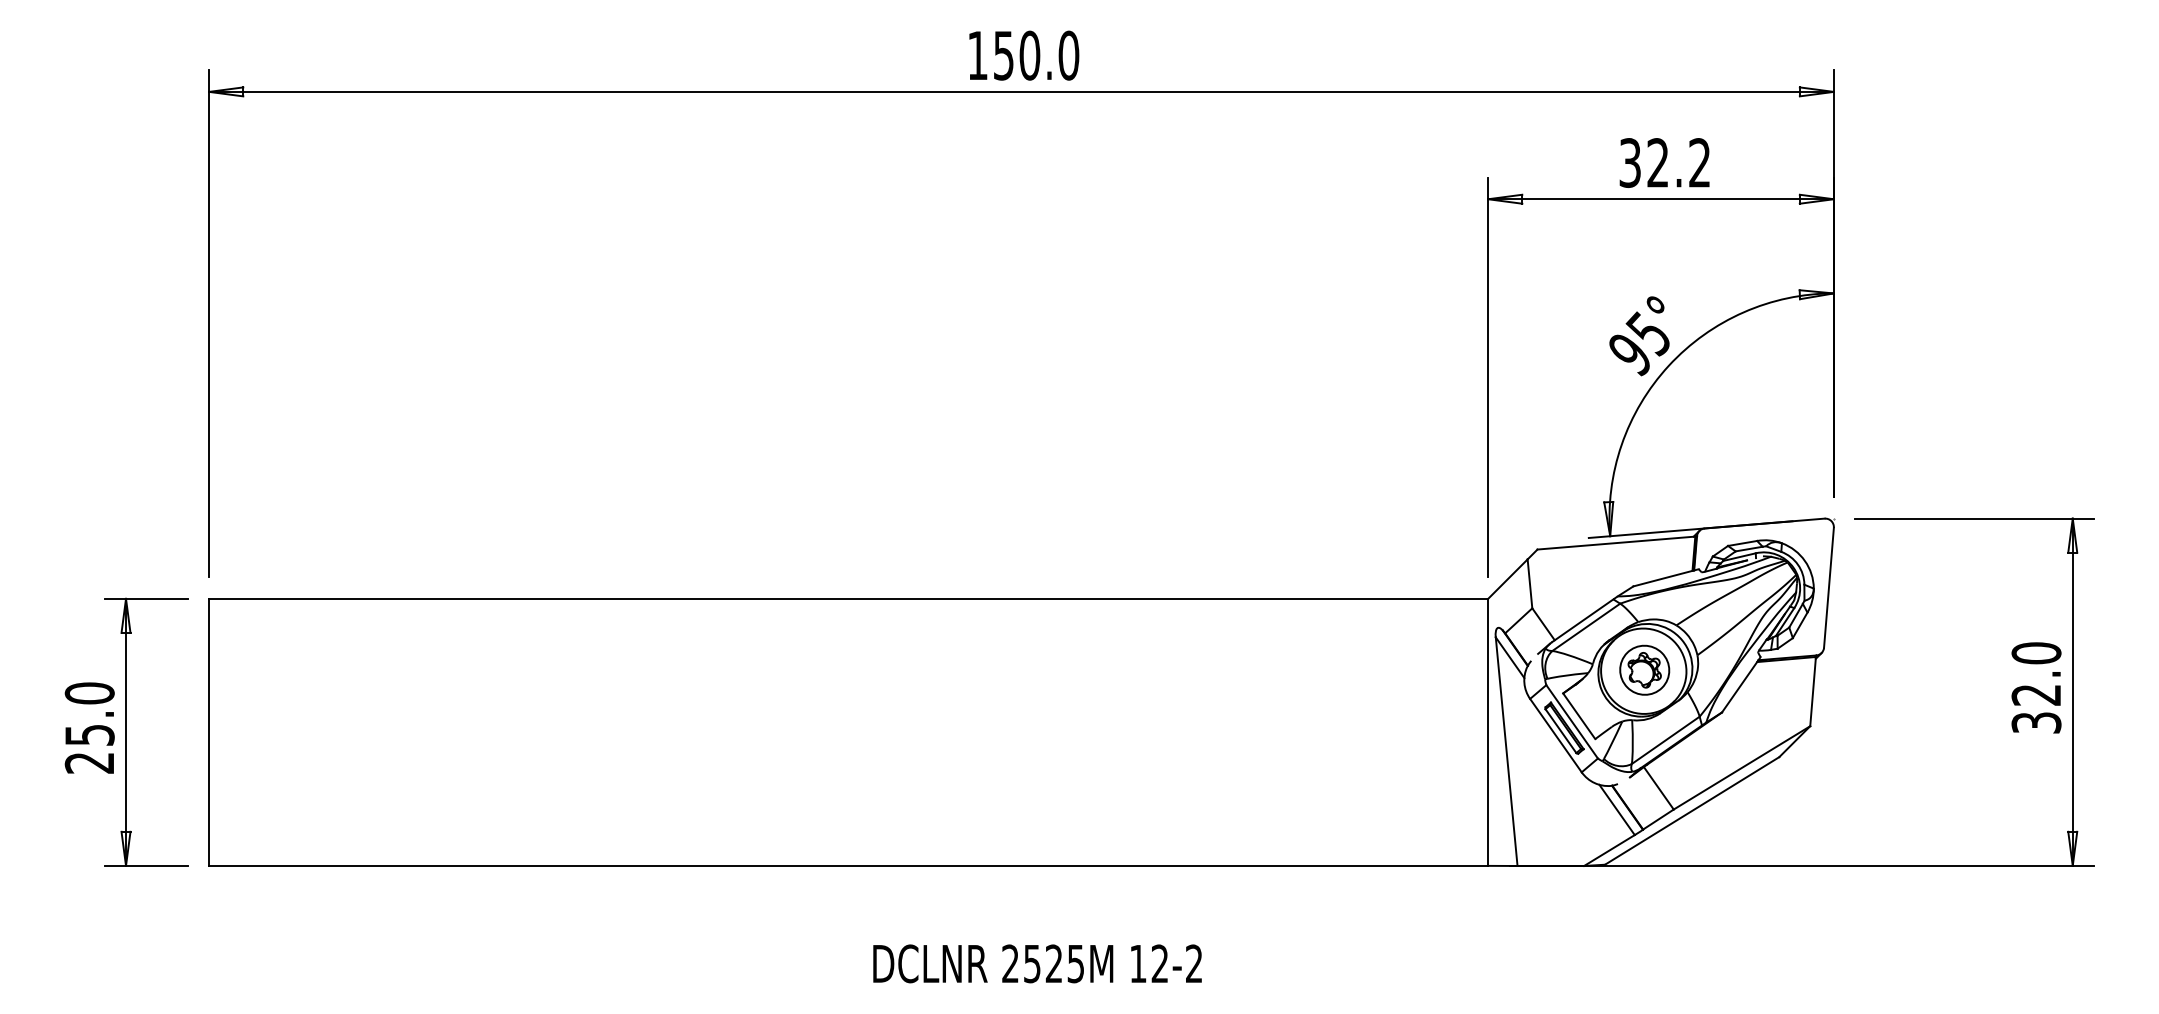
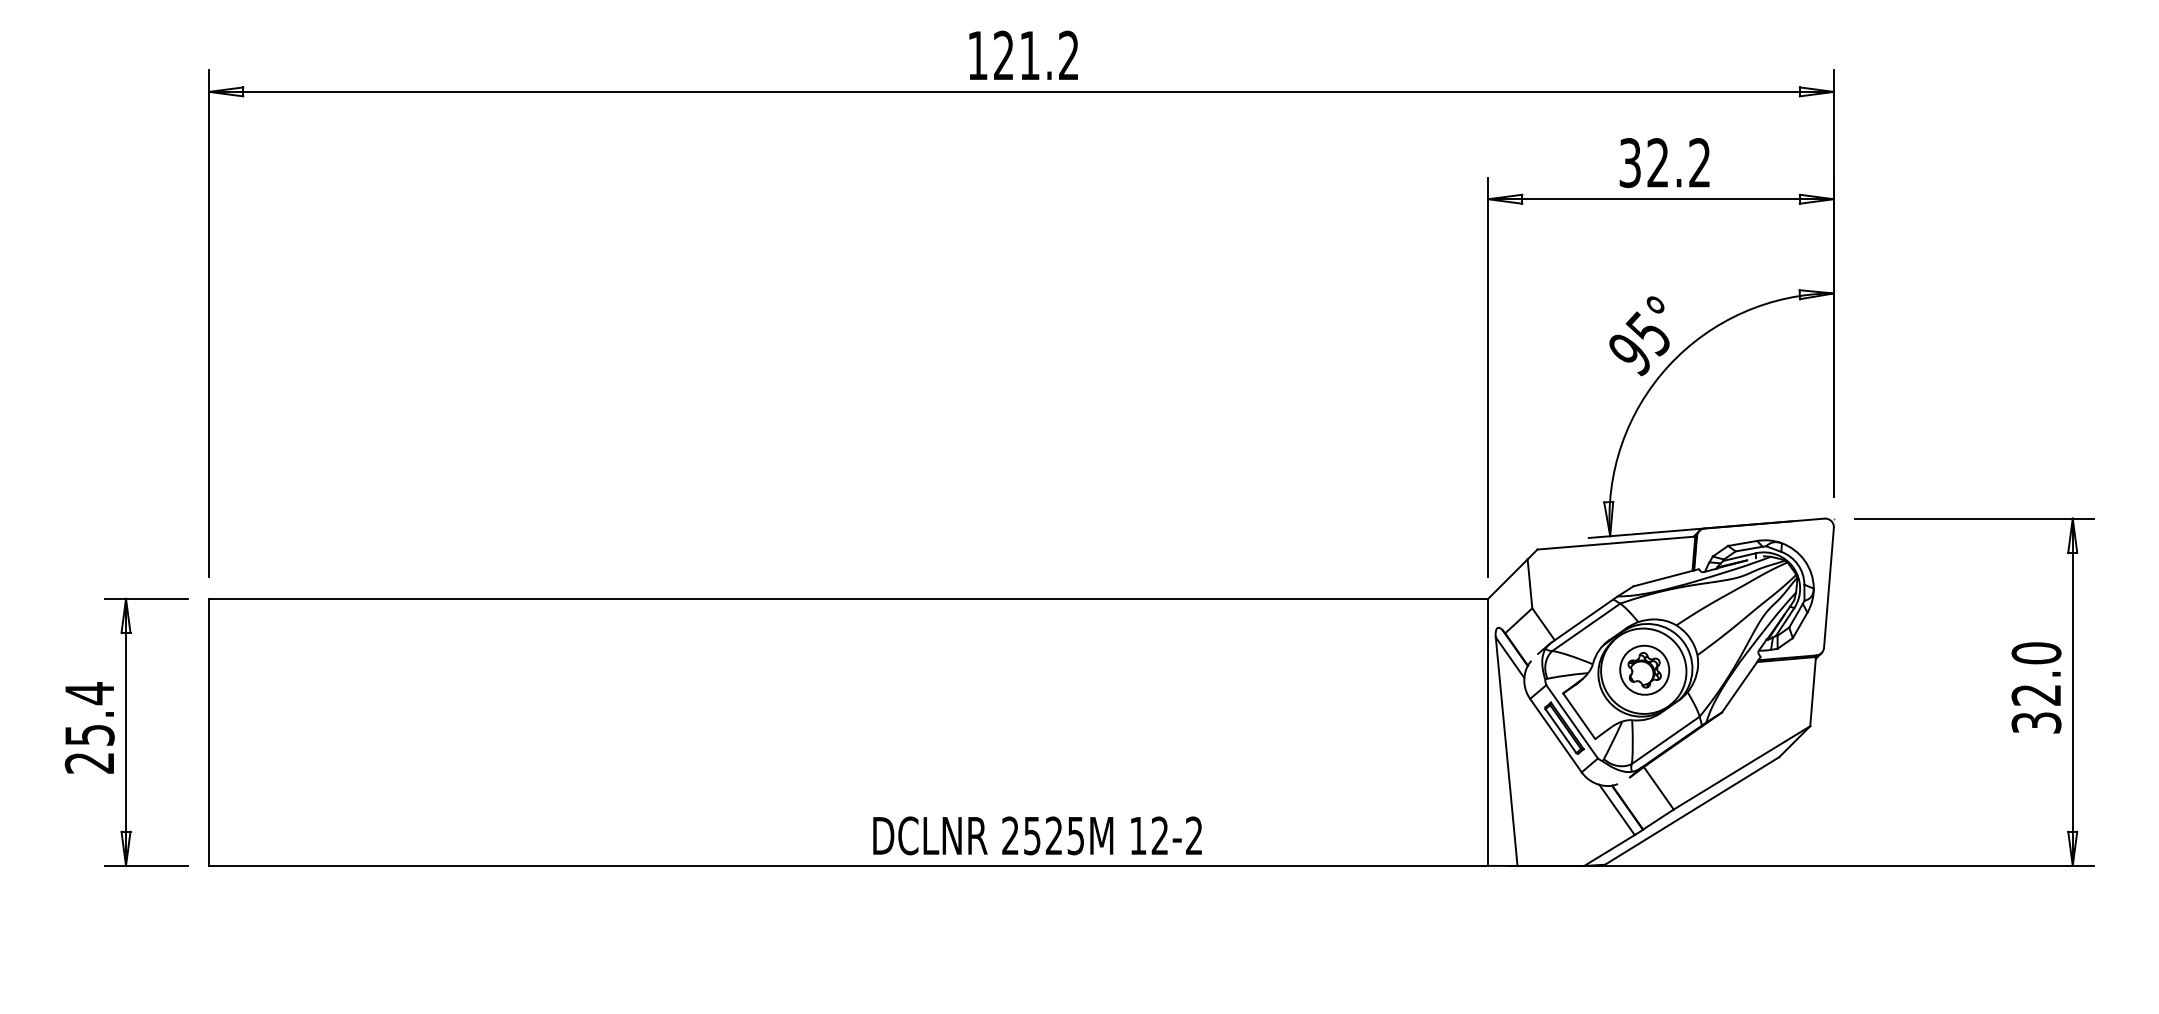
text: 150.0 -> 121.2 (1036, 55)
text: 25.0 -> 25.4 (89, 693)
text position: (1037, 963) -> (1037, 835) (1037, 835)
